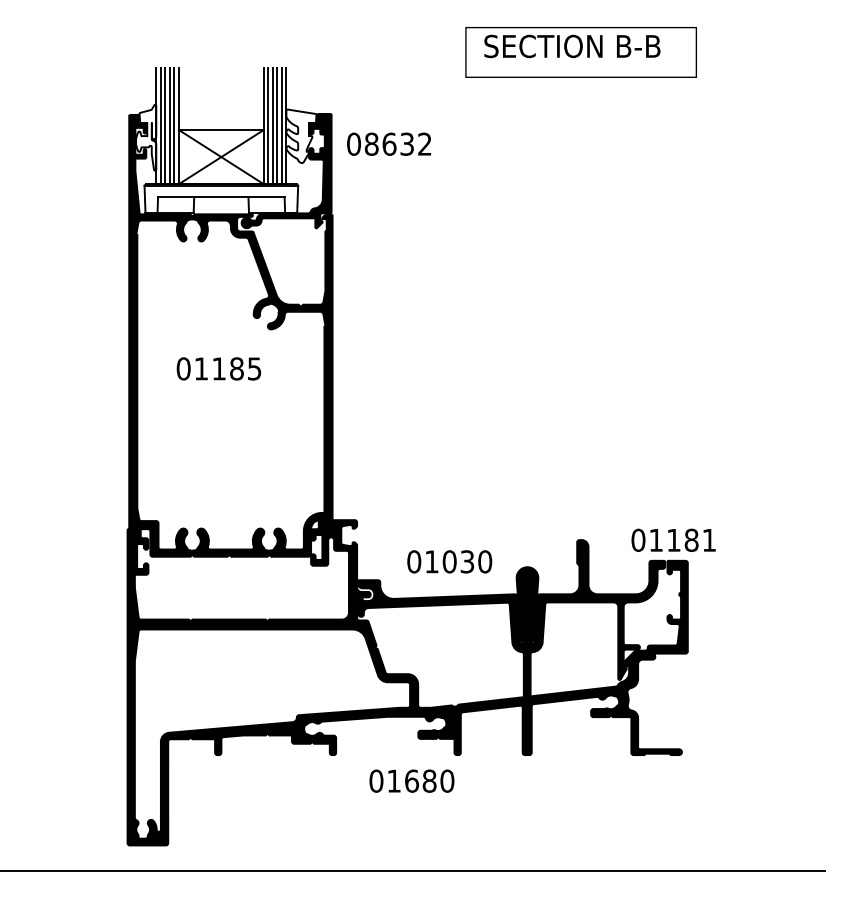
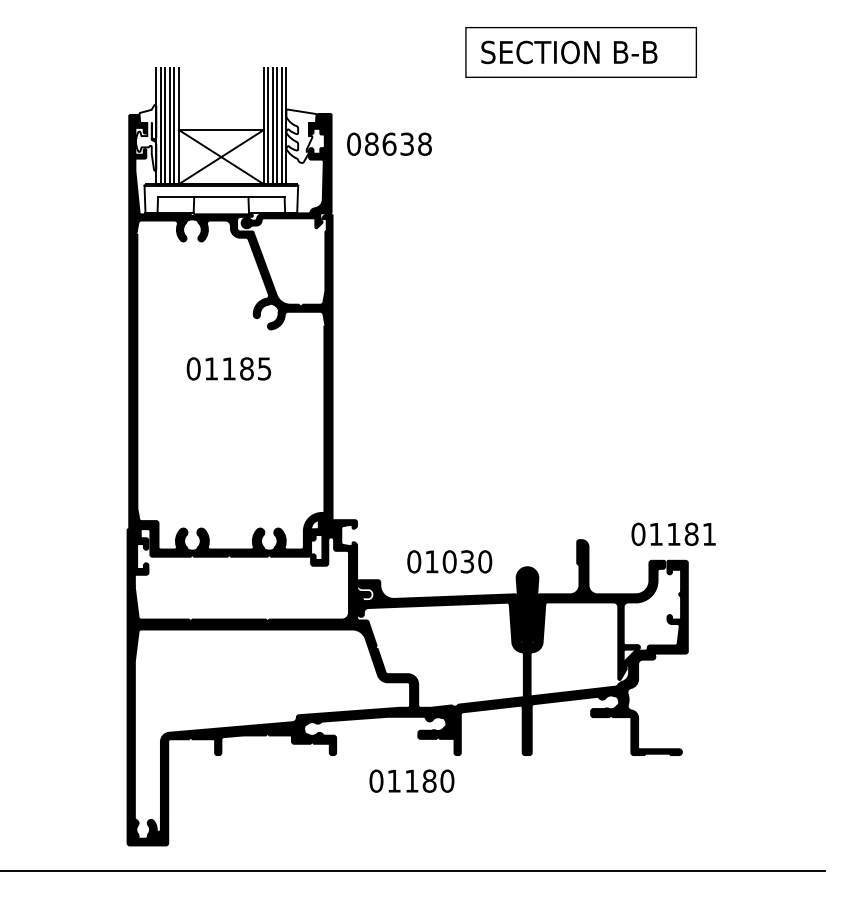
text position: (572, 46) -> (569, 52) (569, 52)
text: 08632 -> 08638 (424, 143)
text position: (218, 368) -> (228, 368) (228, 368)
text position: (673, 539) -> (673, 533) (673, 533)
text: 01680 -> 01180 (411, 780)
